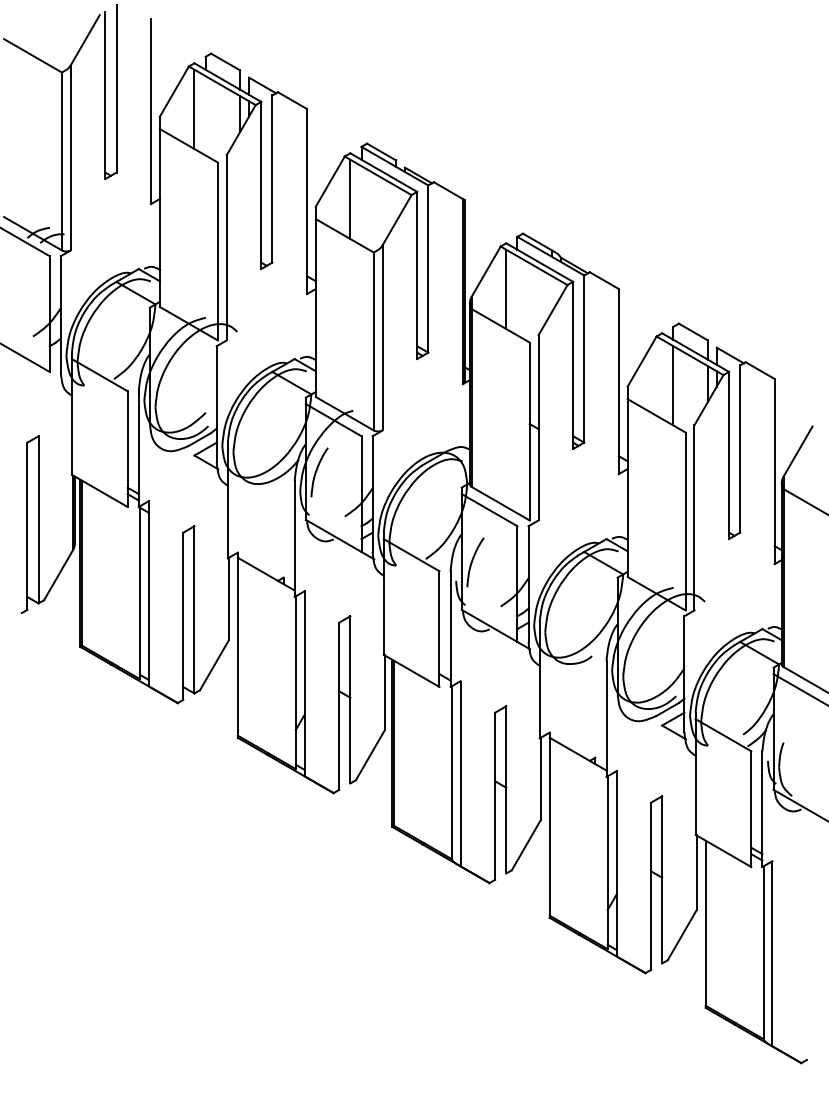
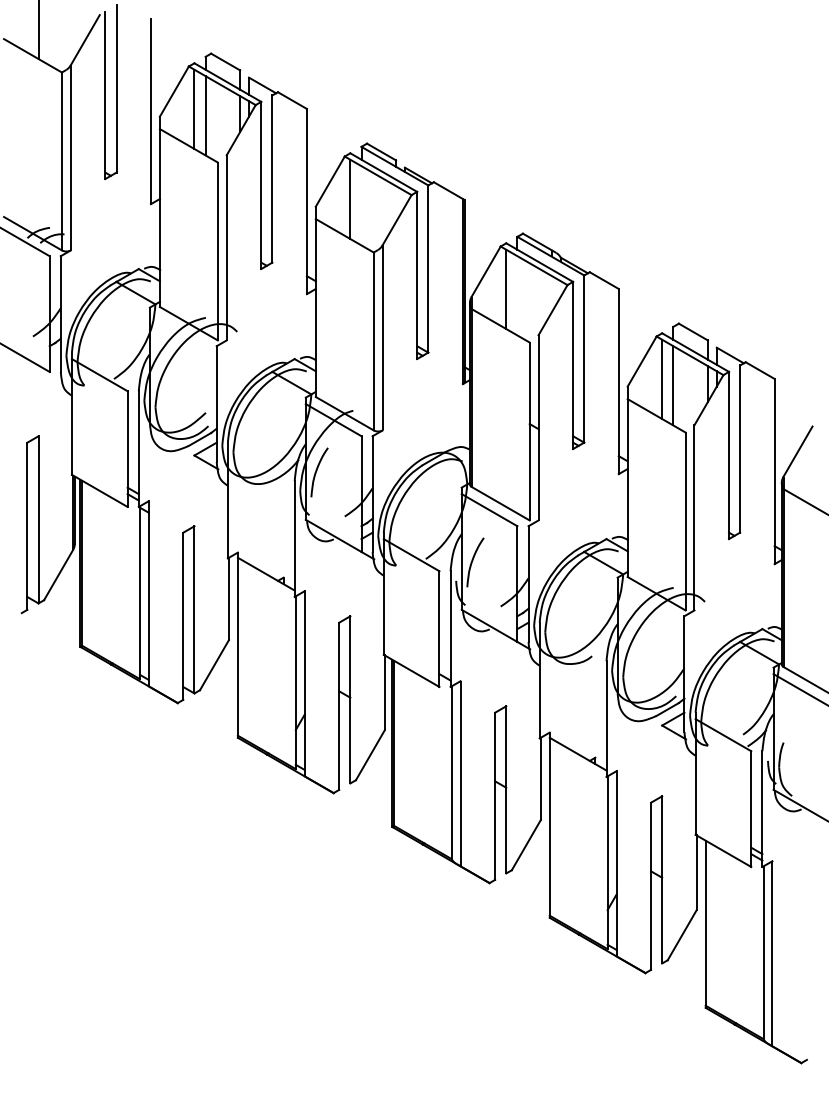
line: none -> present (38, 30)
line: none -> present (205, 115)
line: none -> present (662, 379)
